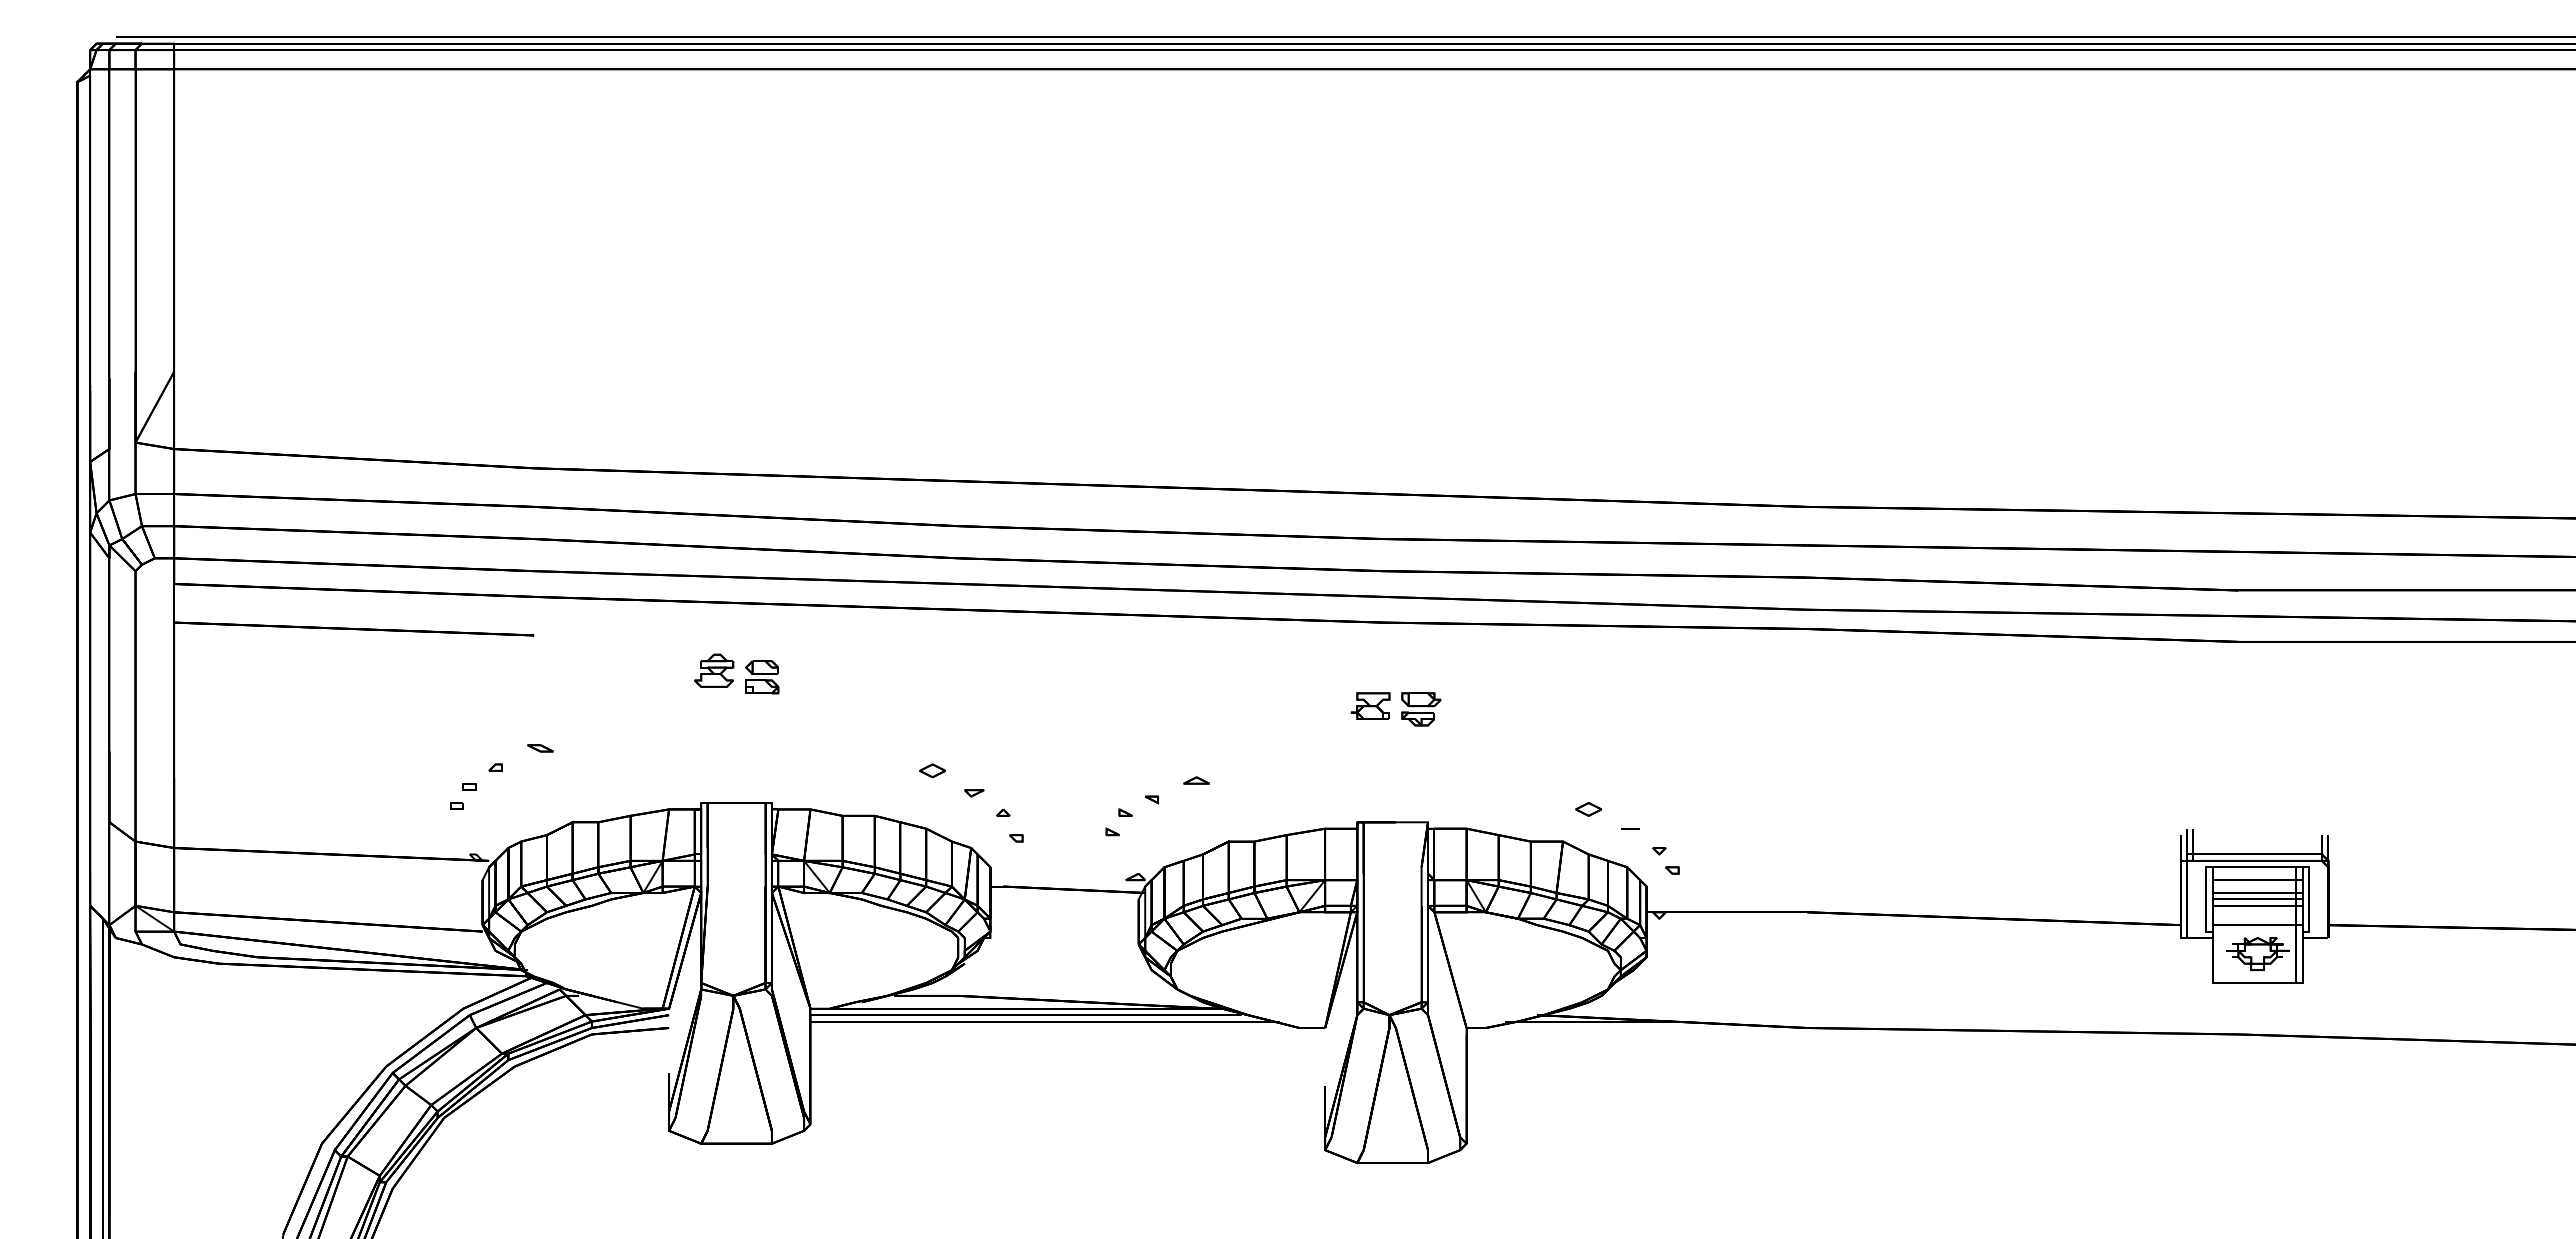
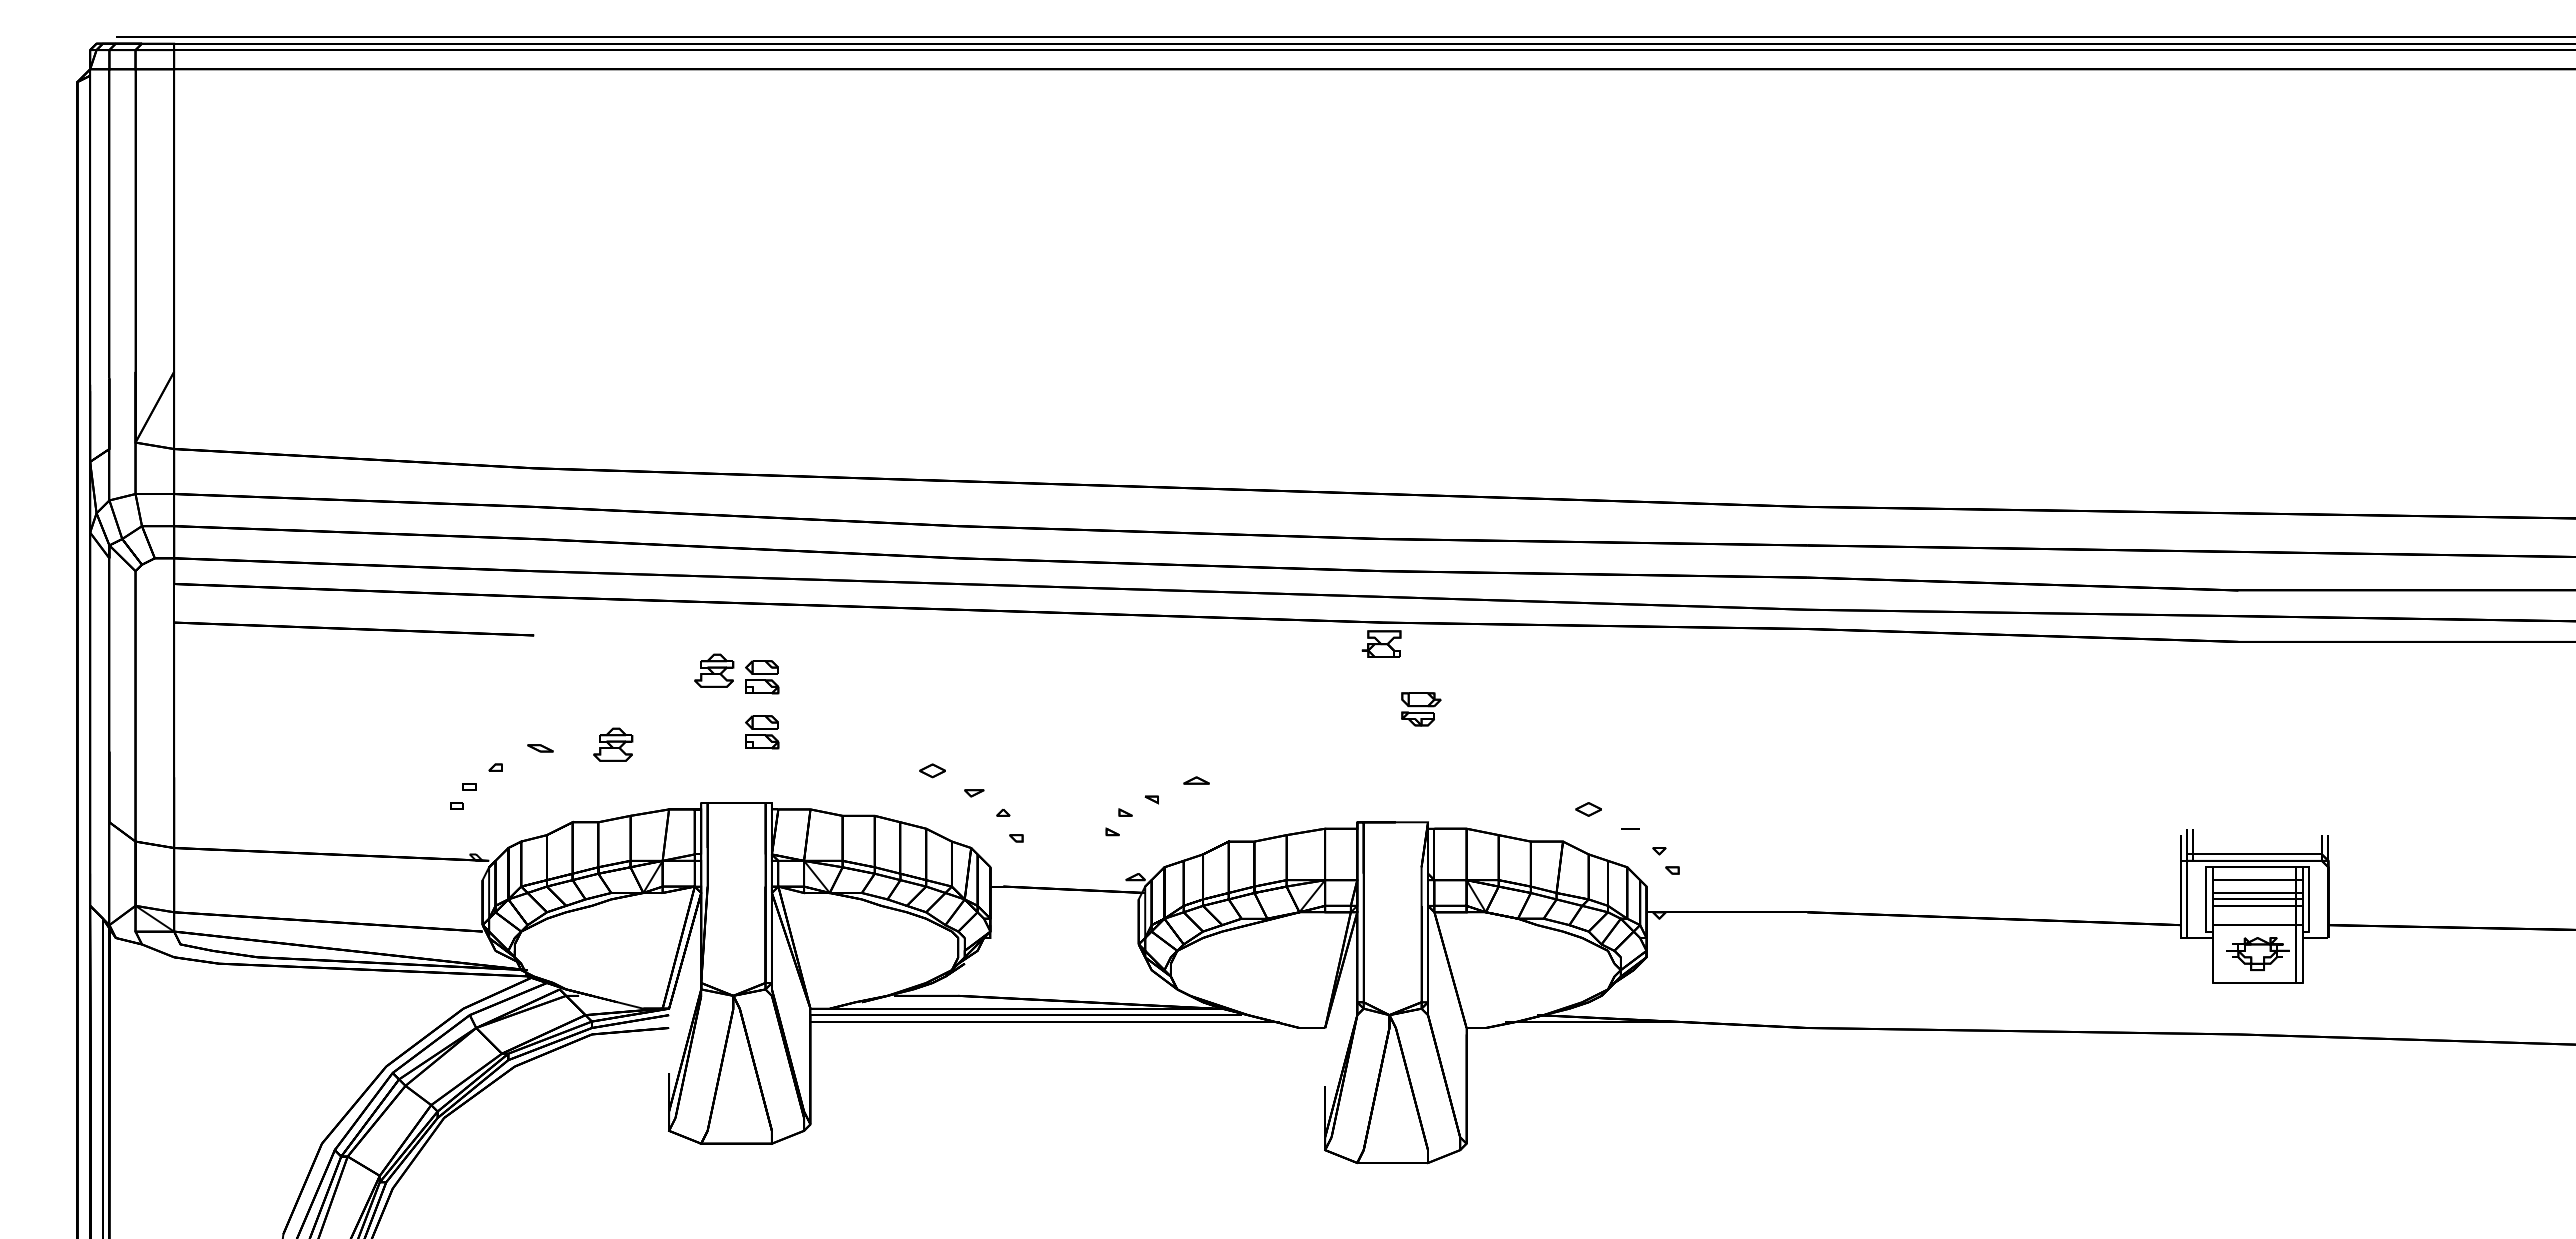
part position: (1370, 705) -> (1381, 643) (1381, 643)
part: none -> present (762, 732)
part: none -> present (613, 744)
